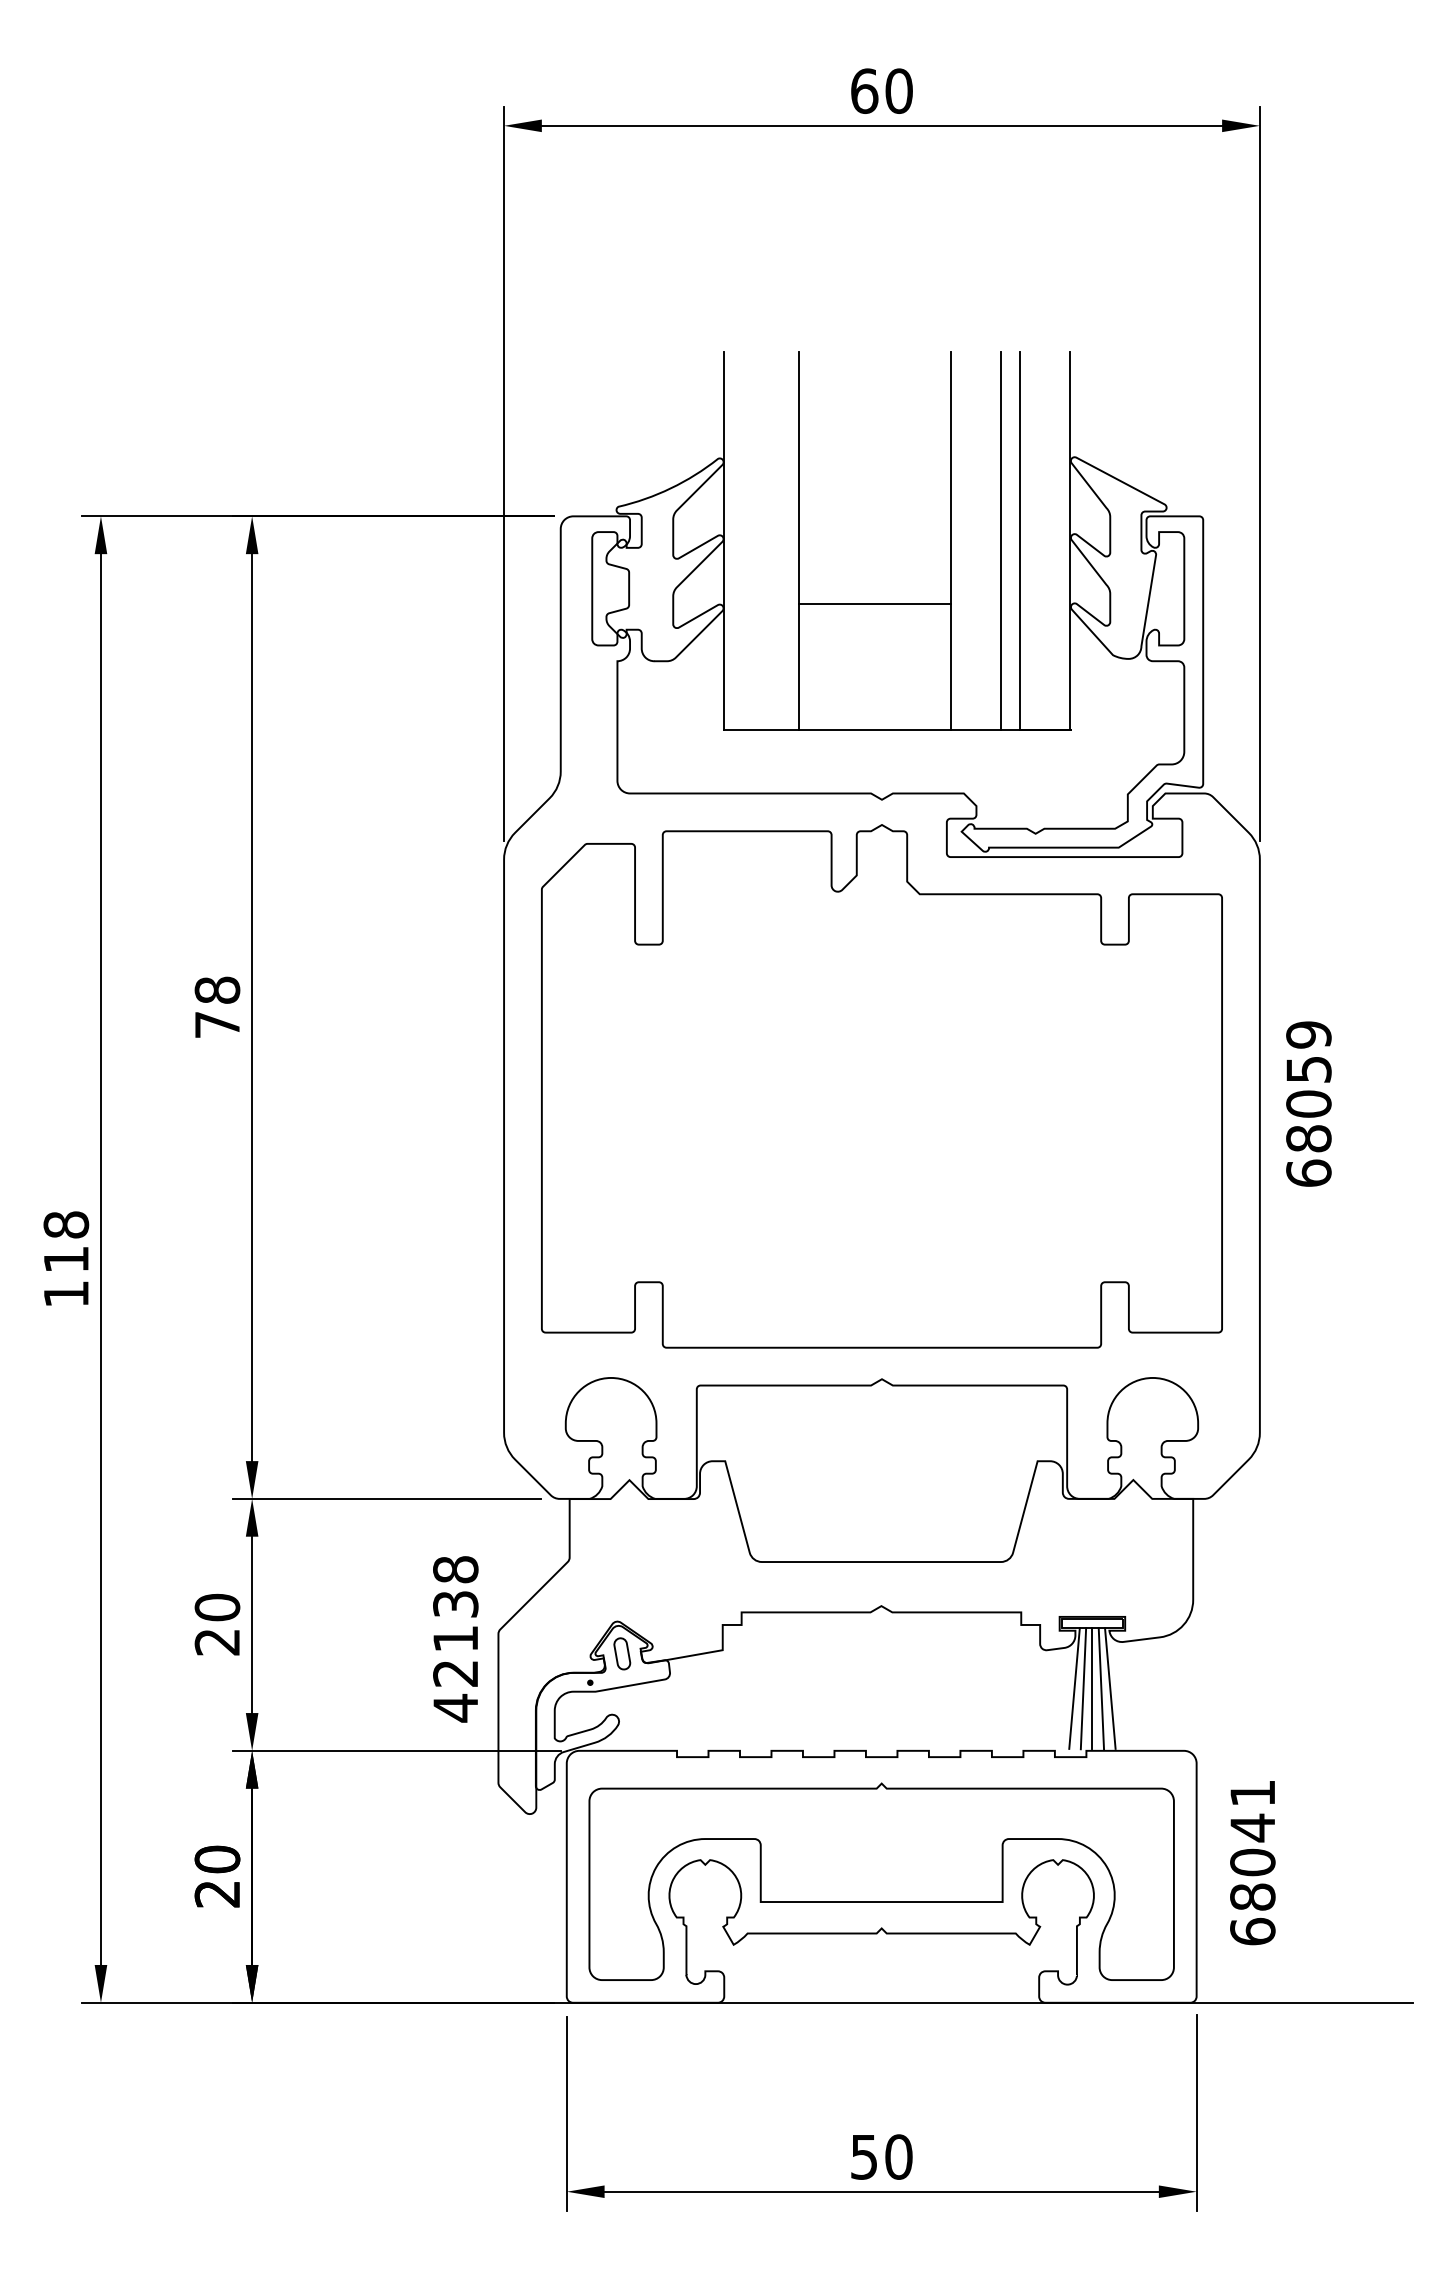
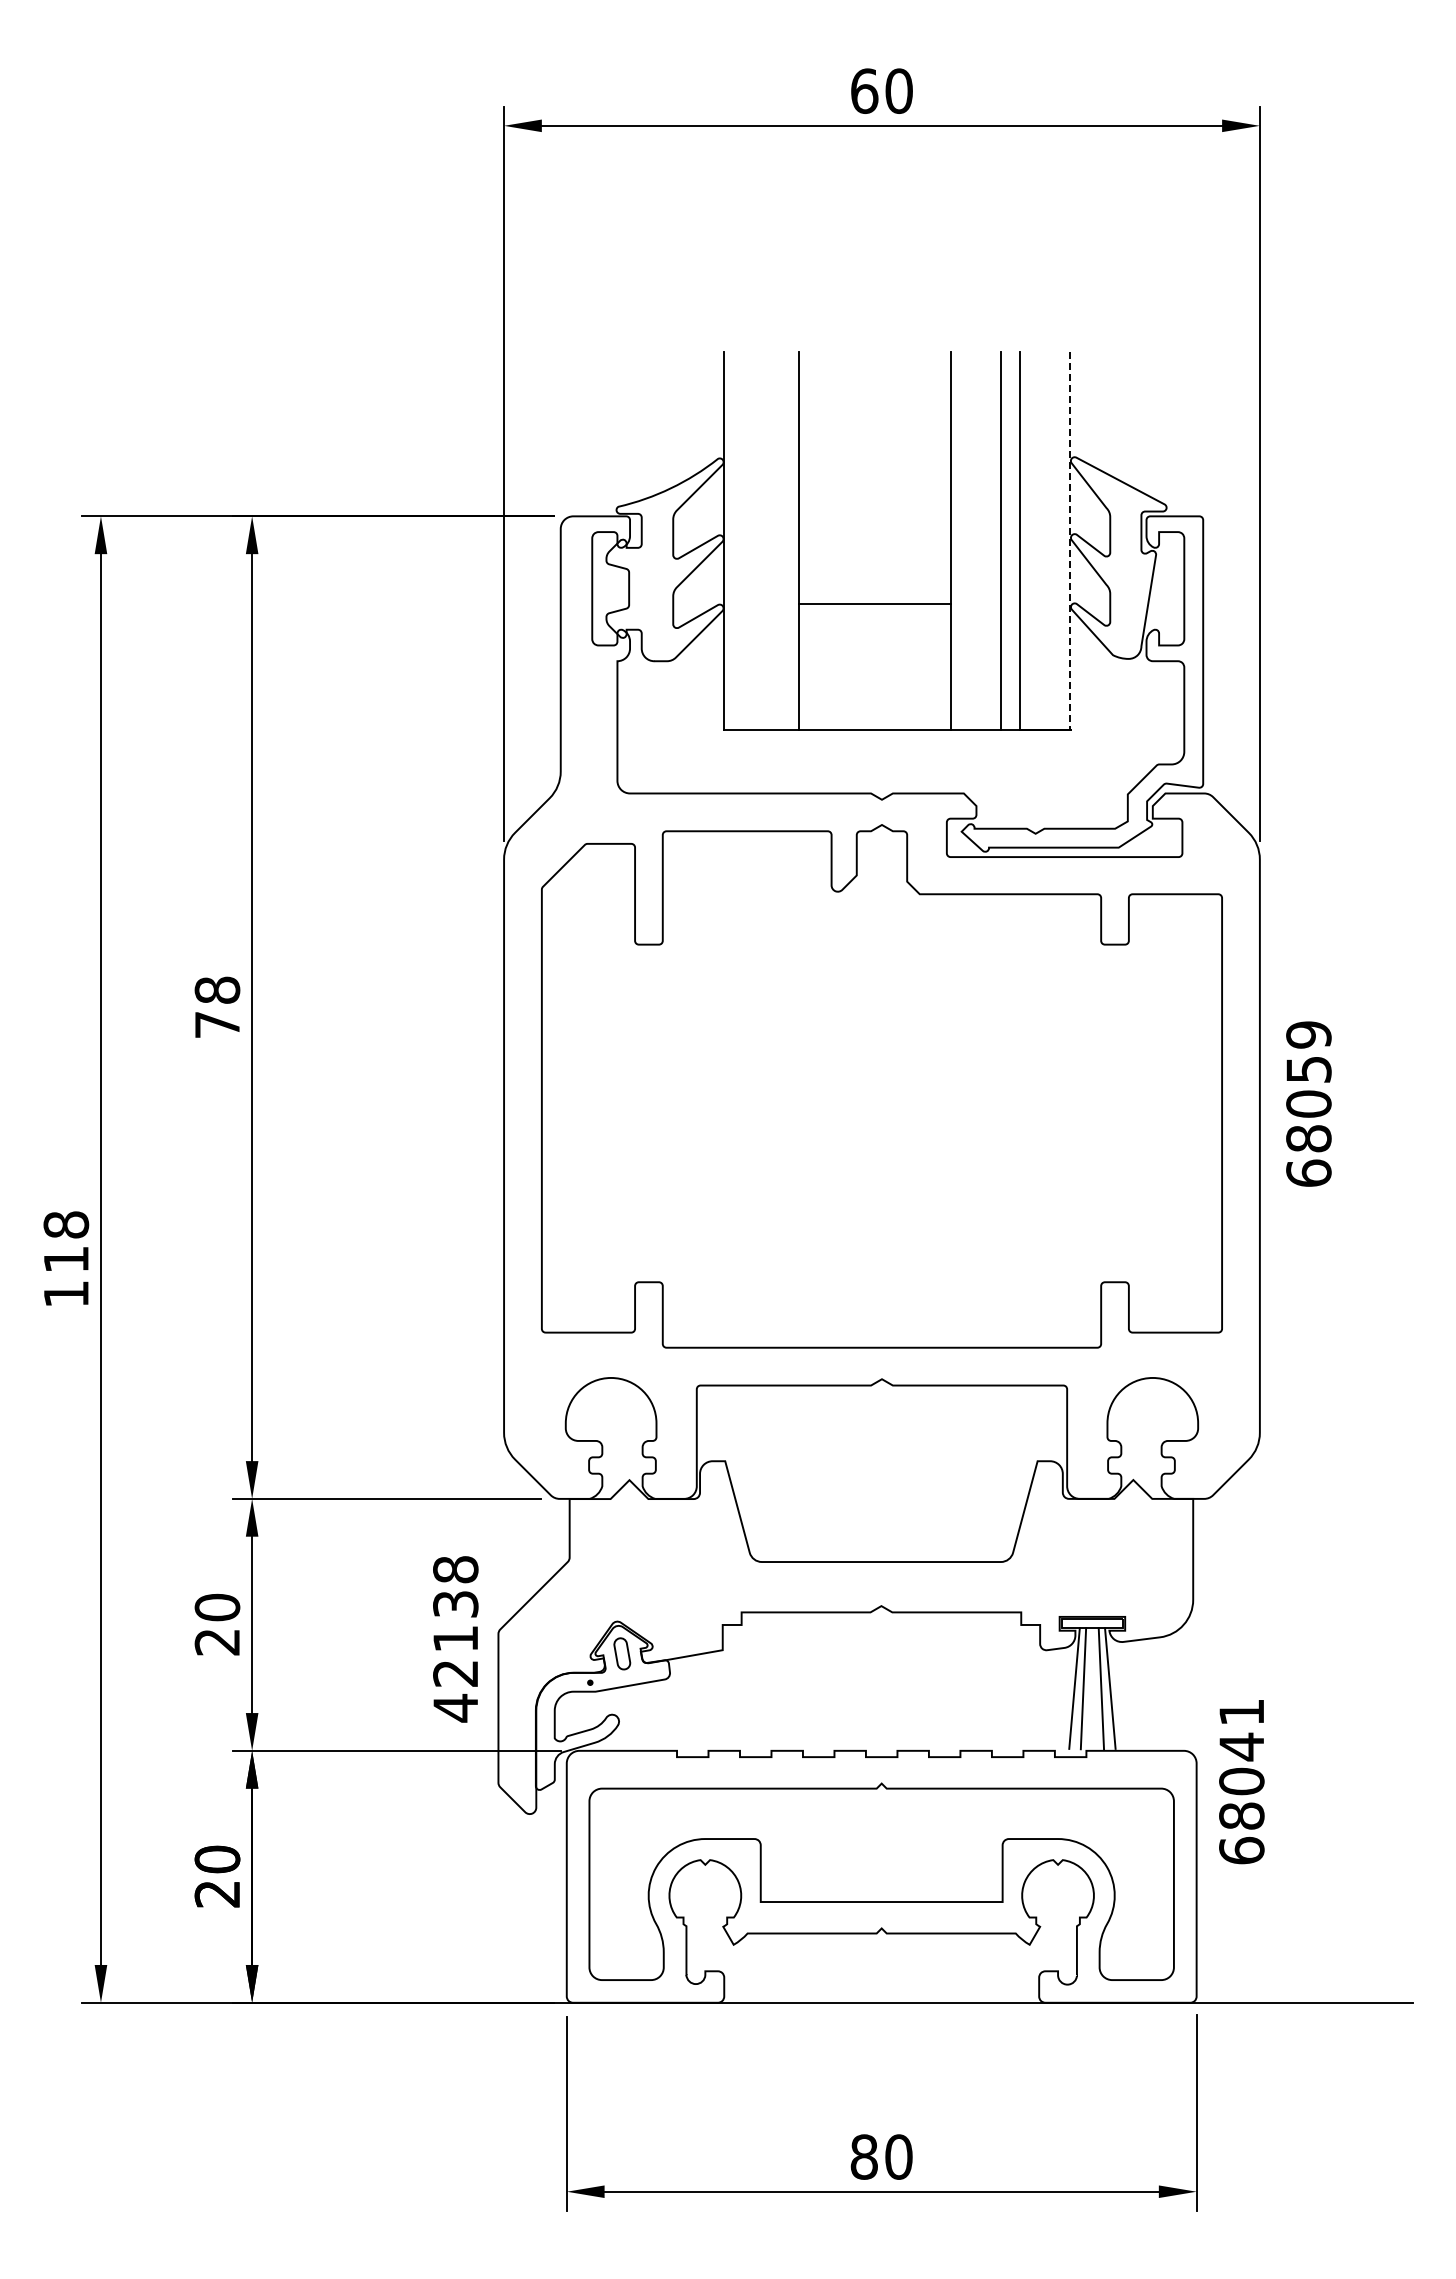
line: solid -> dashed (1070, 541)
line: present -> none (1092, 1688)
text position: (1252, 1863) -> (1241, 1782) (1241, 1782)
text: 50 -> 80 (863, 2156)
